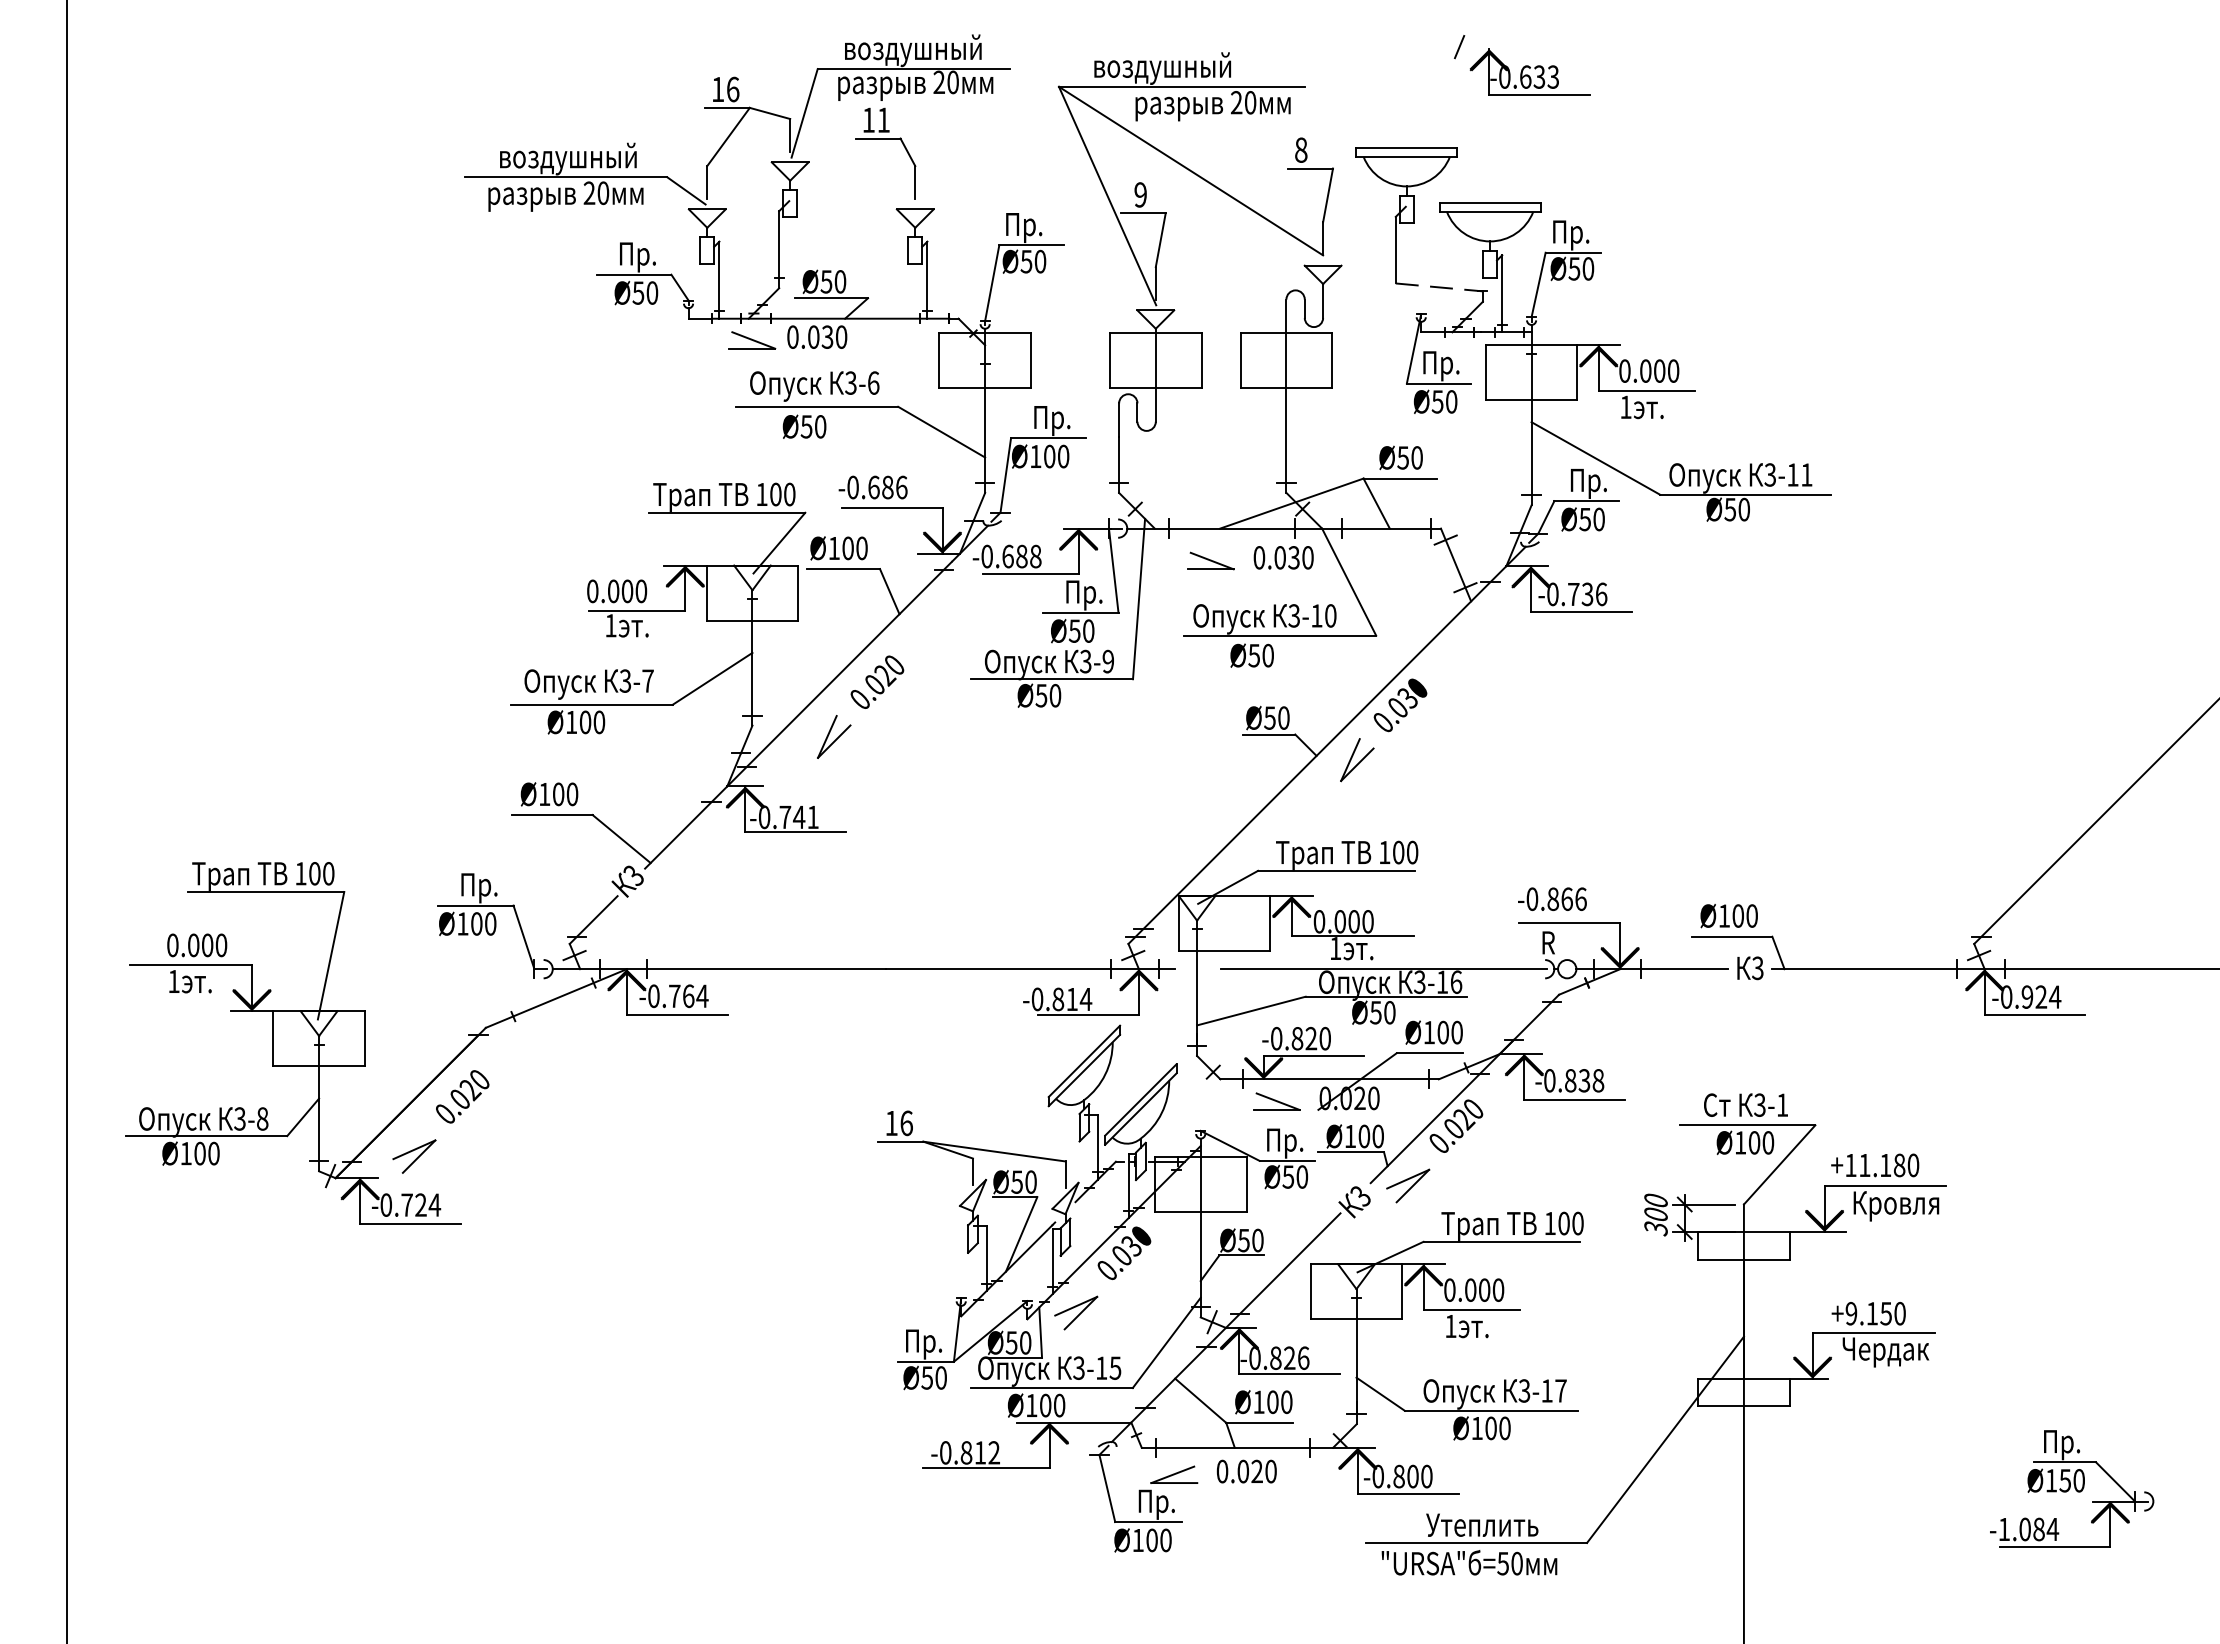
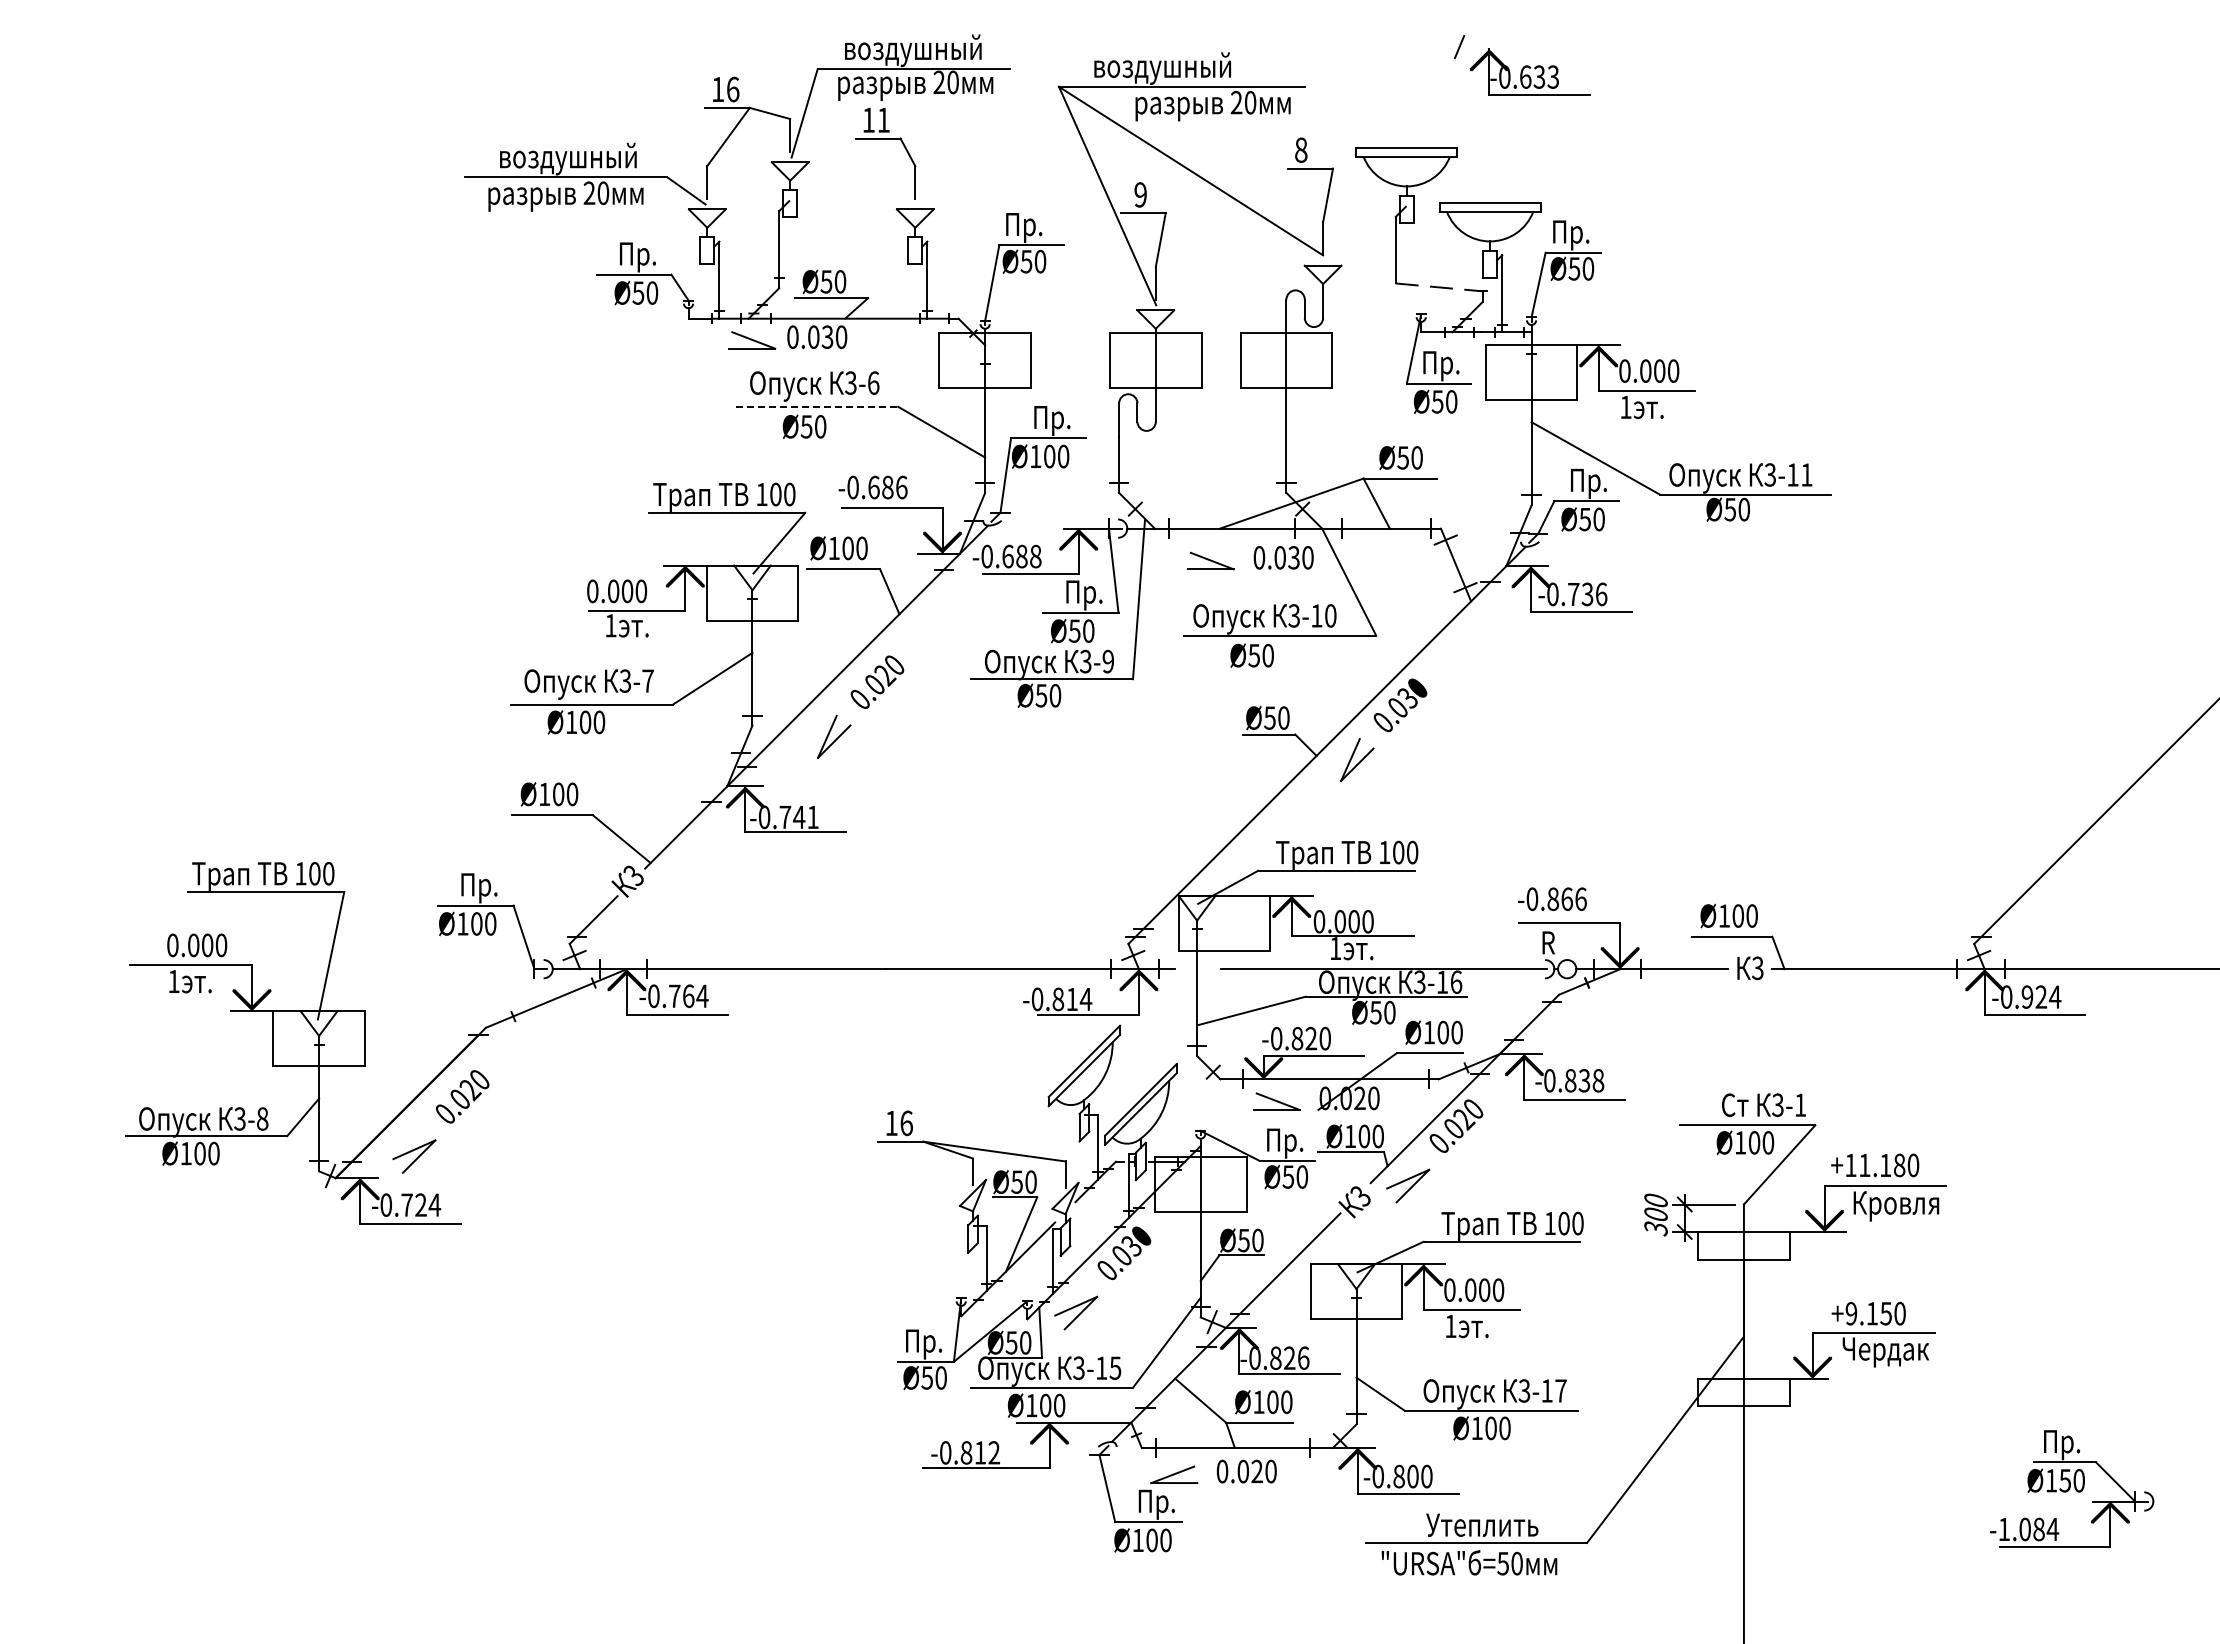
line: solid -> dashed (817, 406)
line: present -> none (66, 821)
text position: (1745, 1104) -> (1763, 1104) (1763, 1104)
